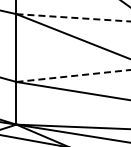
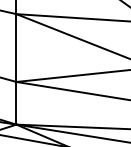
line: dashed -> solid (73, 17)
line: dashed -> solid (73, 75)
